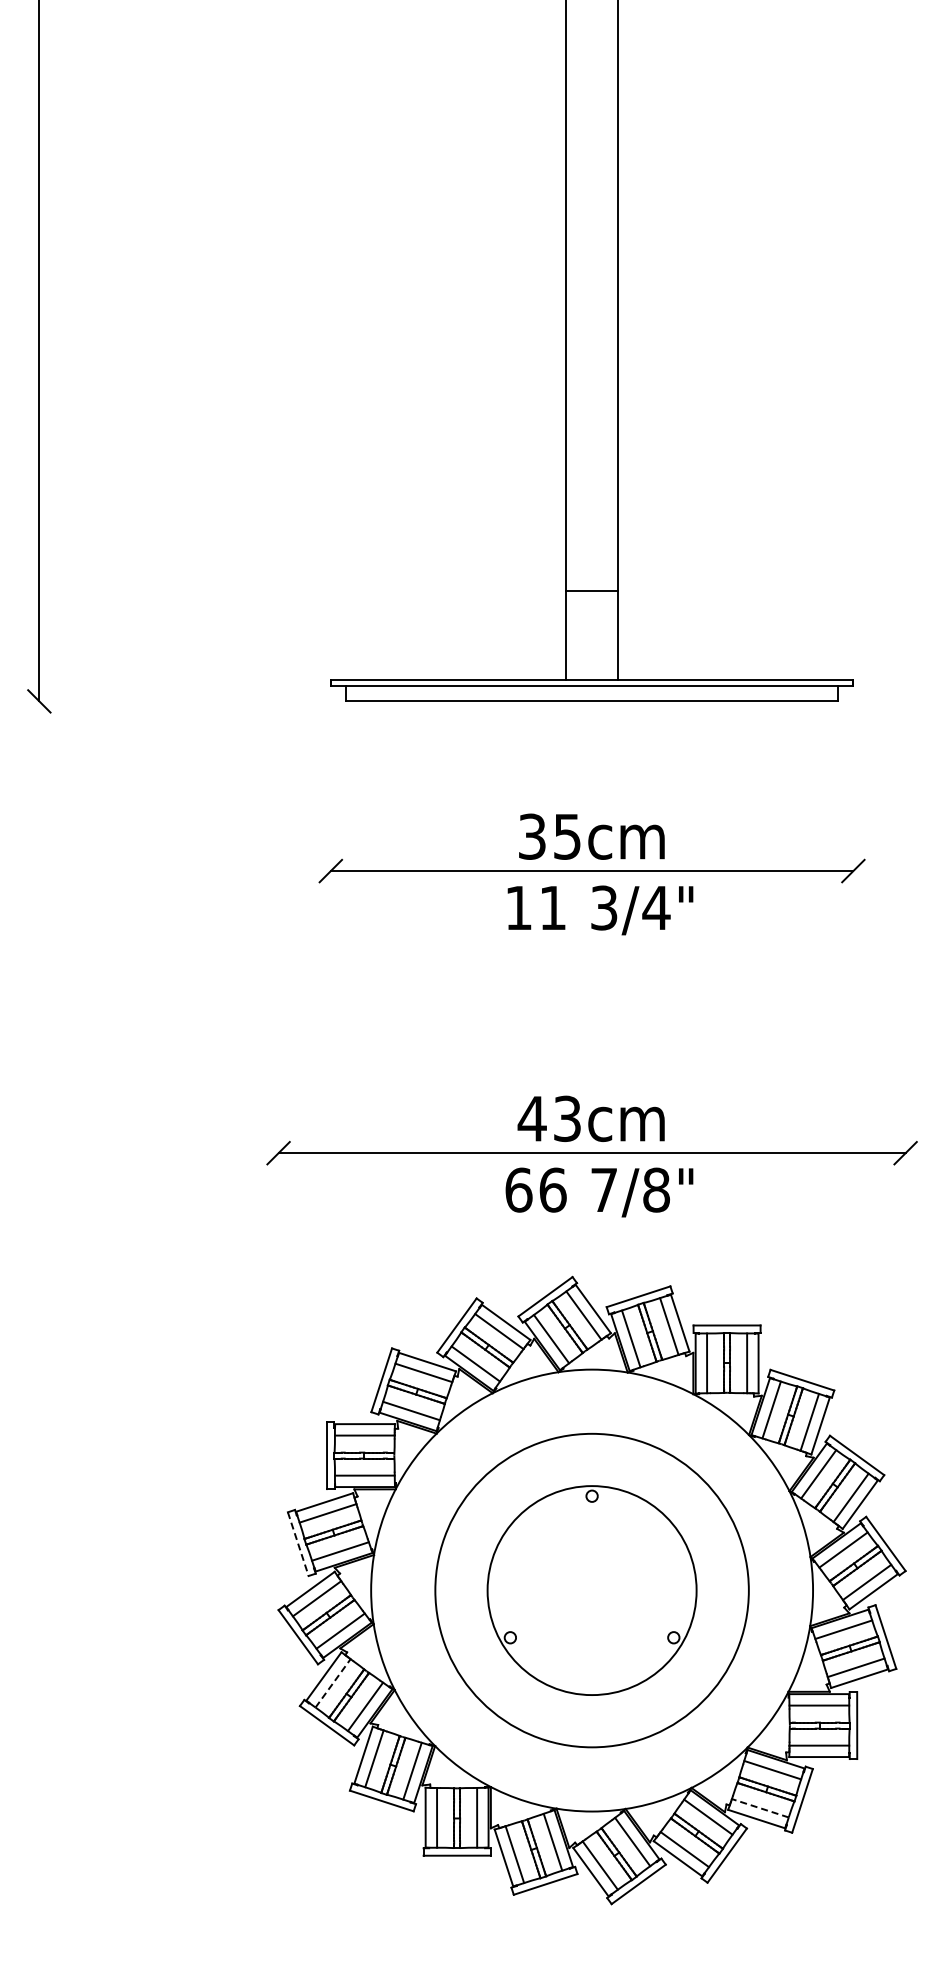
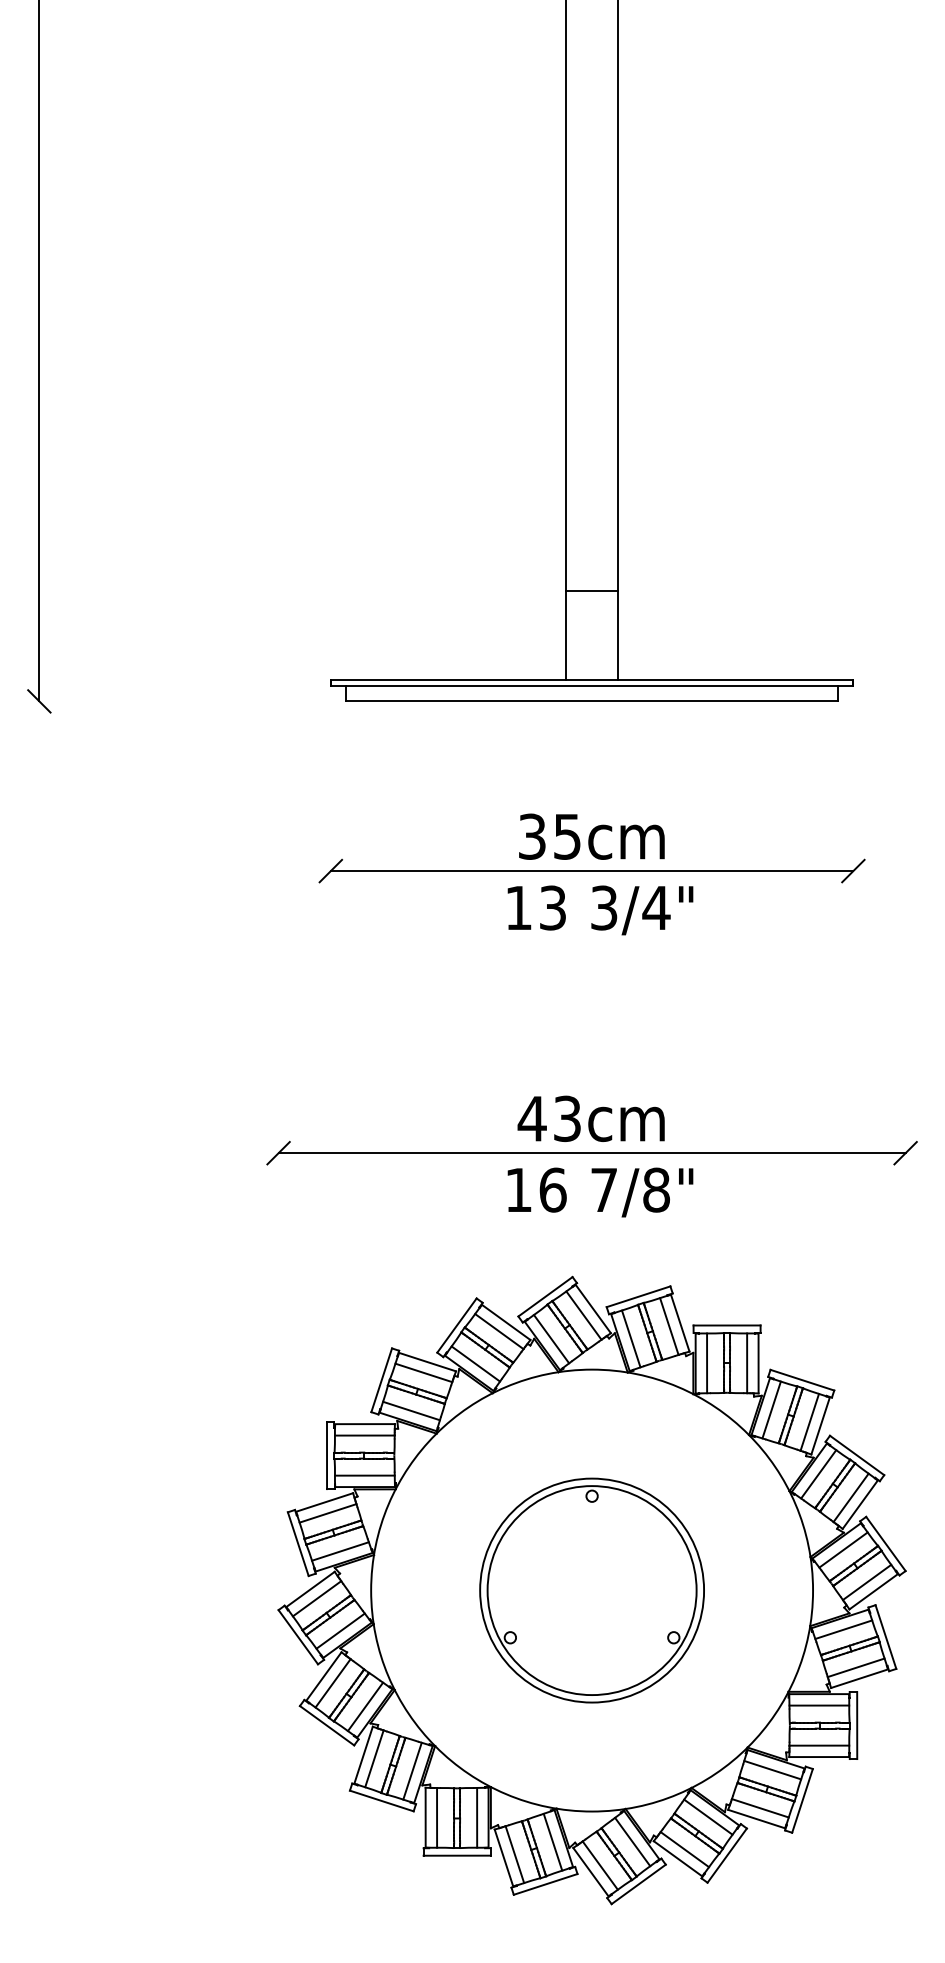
text: 11 -> 13 (552, 907)
text: 66 -> 16 (518, 1189)
line: dashed -> solid (298, 1544)
circle diameter: 314 px -> 224 px (592, 1590)
line: dashed -> solid (333, 1683)
line: dashed -> solid (760, 1808)
